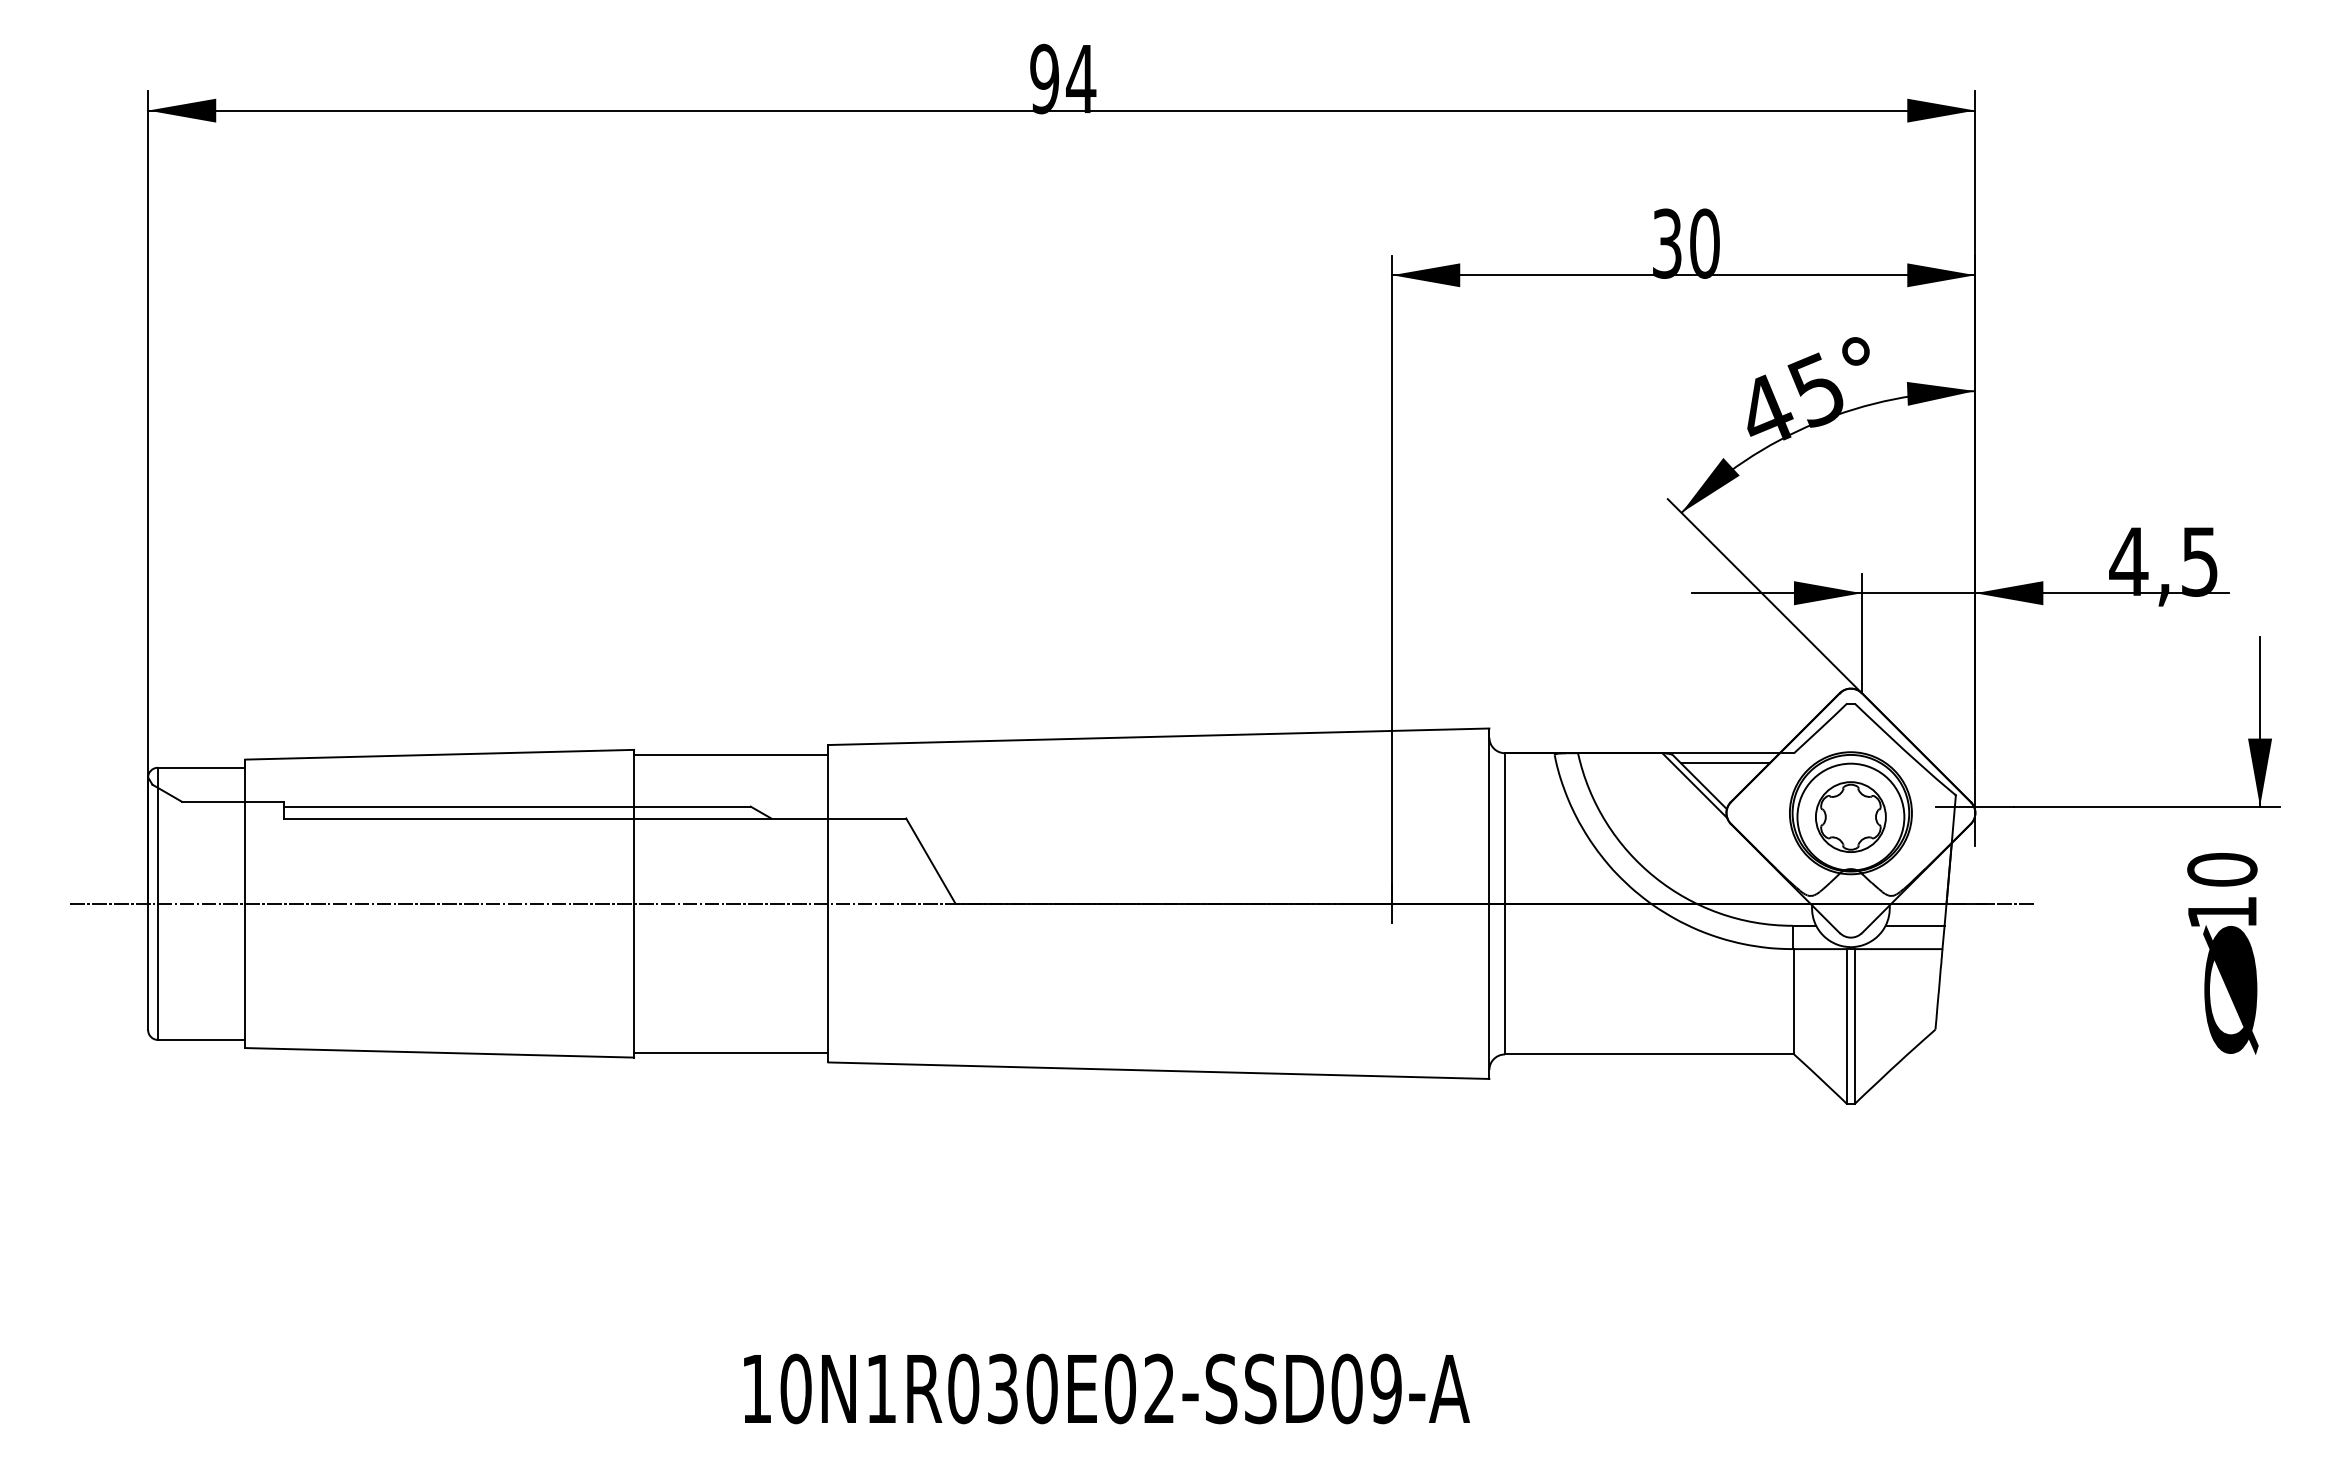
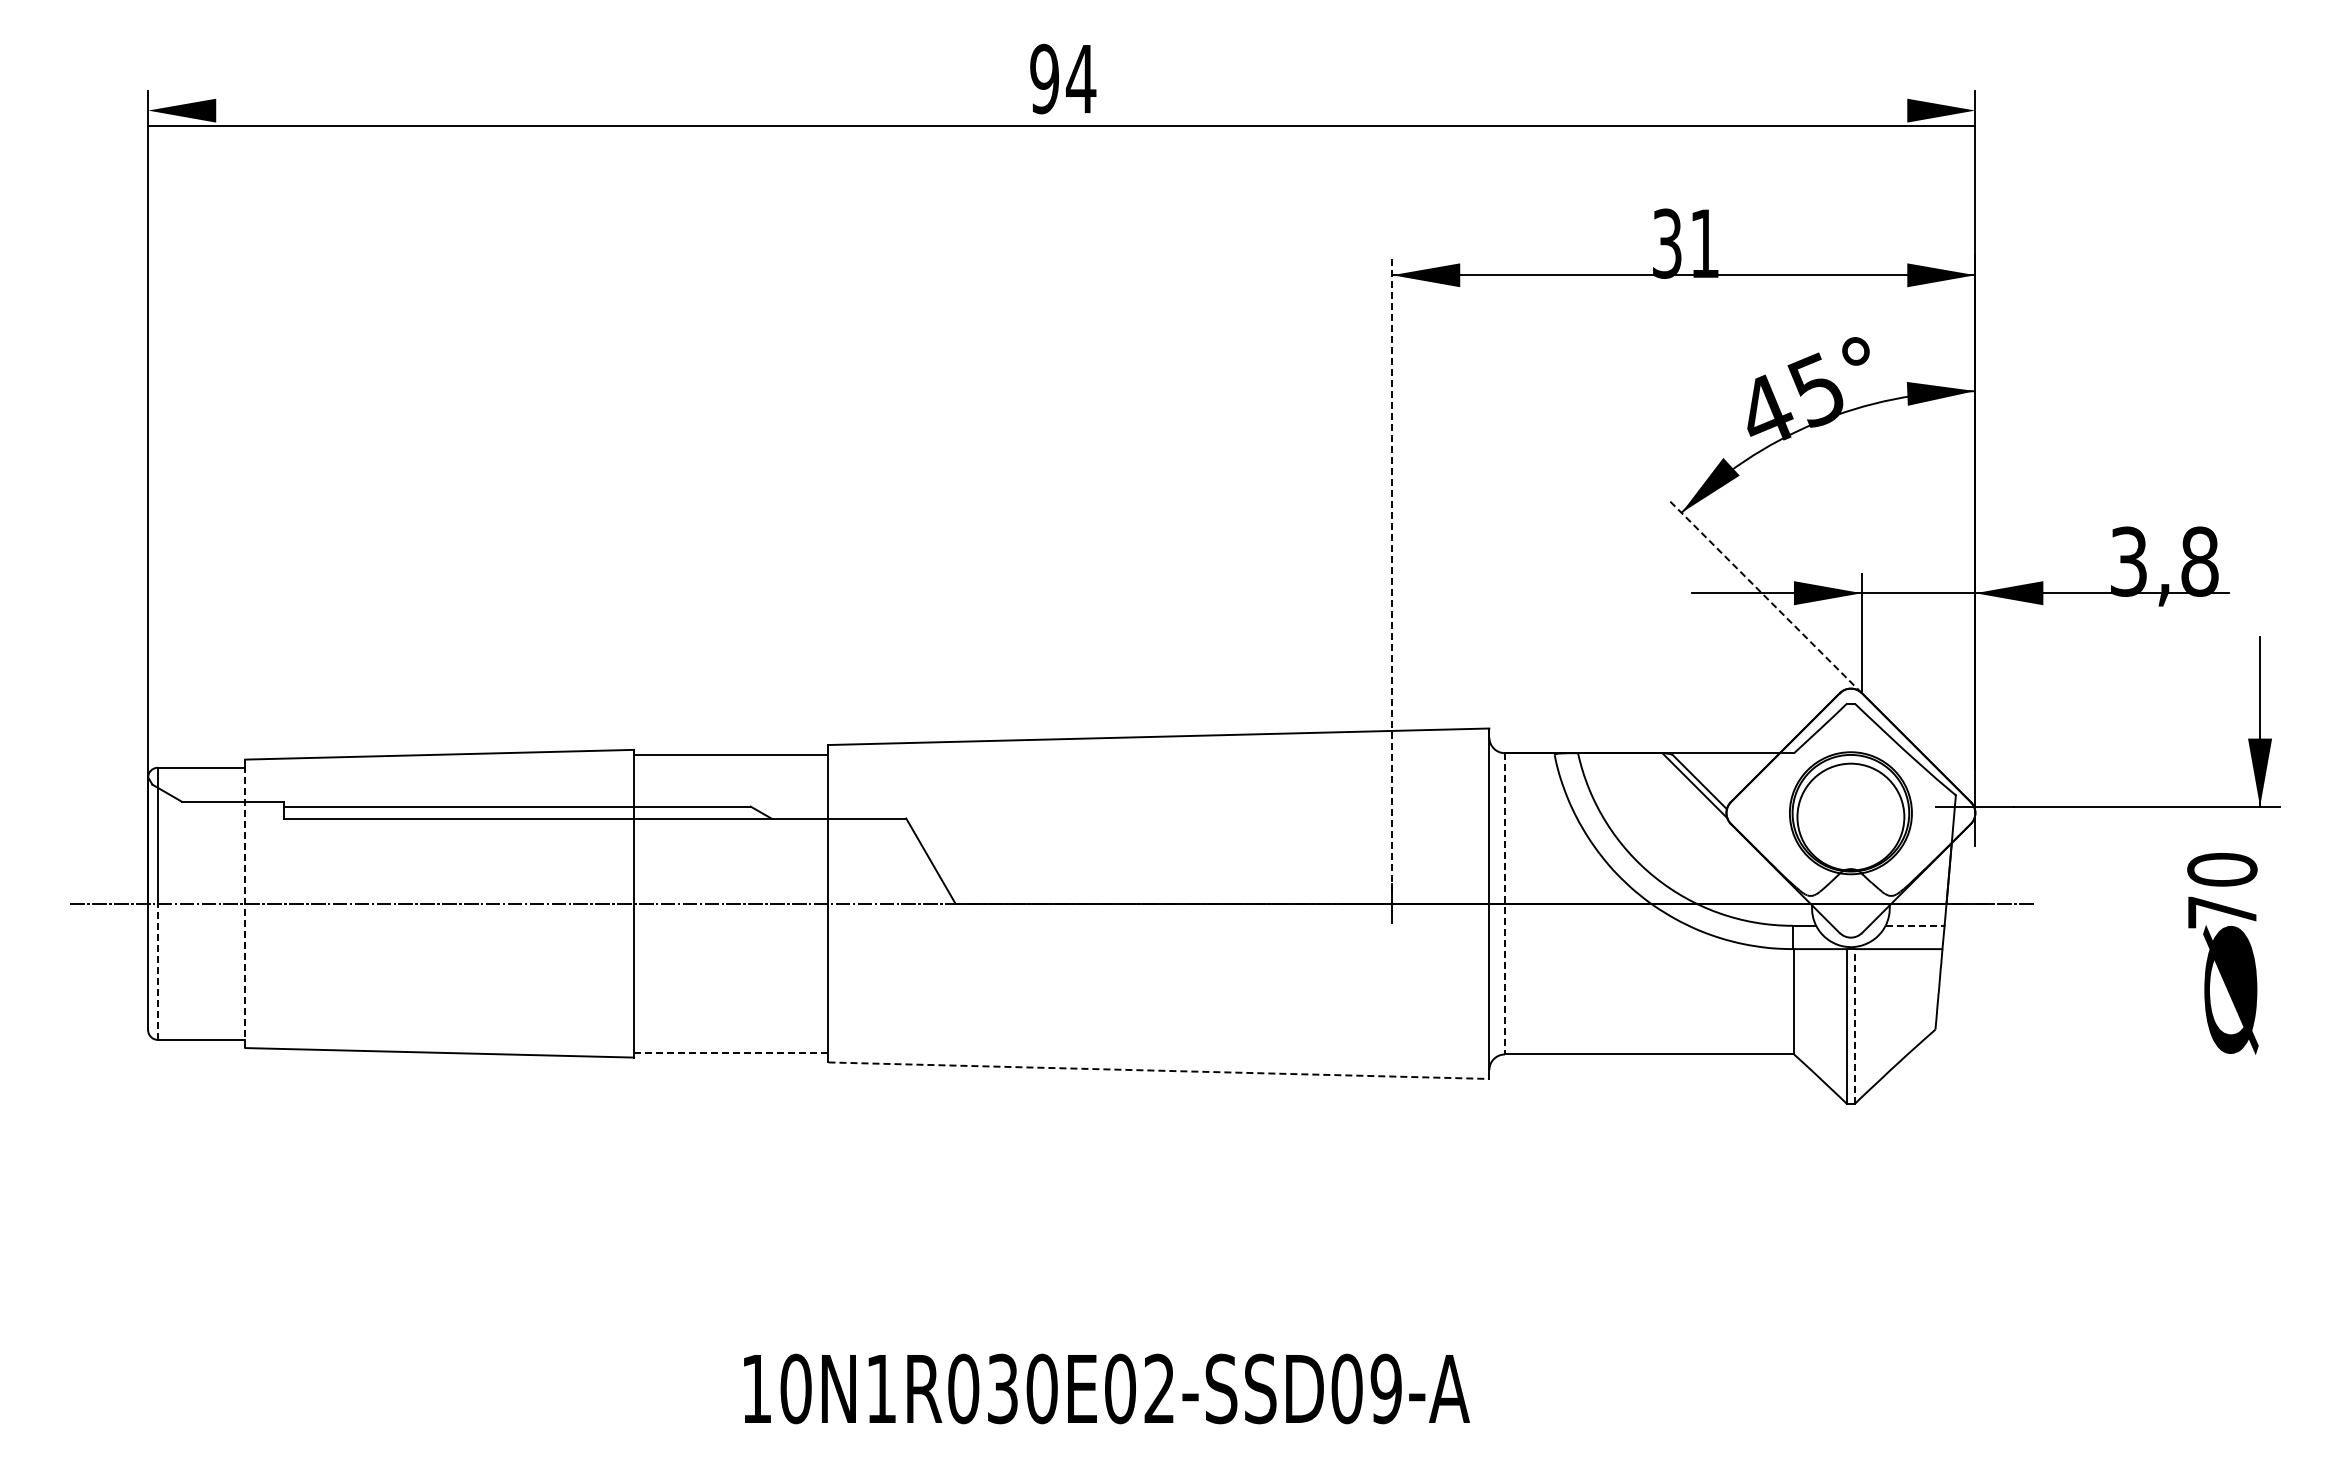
line position: (1061, 110) -> (1061, 125) (1061, 125)
text: 30 -> 31 (1704, 243)
text: 4,5 -> 3,8 (2163, 561)
line: solid -> dashed (1392, 579)
line: solid -> dashed (1764, 595)
line: present -> none (1725, 763)
part: present -> none (1850, 816)
line: solid -> dashed (245, 903)
line: solid -> dashed (1504, 903)
text: 10 -> 70 (2222, 912)
line: solid -> dashed (1915, 925)
line: solid -> dashed (157, 971)
line: solid -> dashed (1855, 1025)
line: solid -> dashed (731, 1052)
line: solid -> dashed (1158, 1070)
